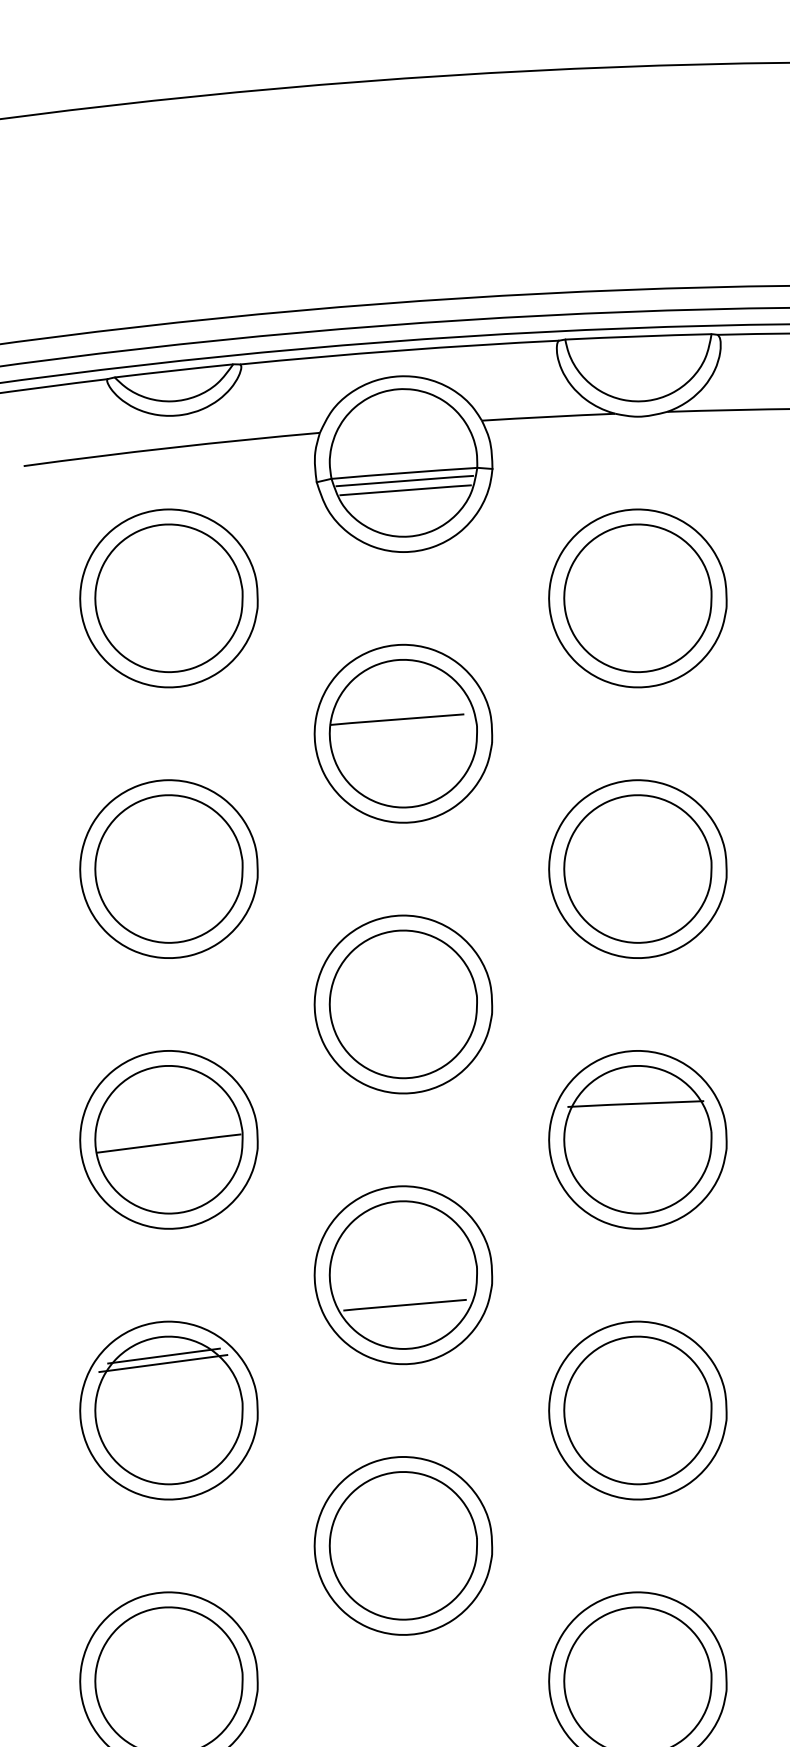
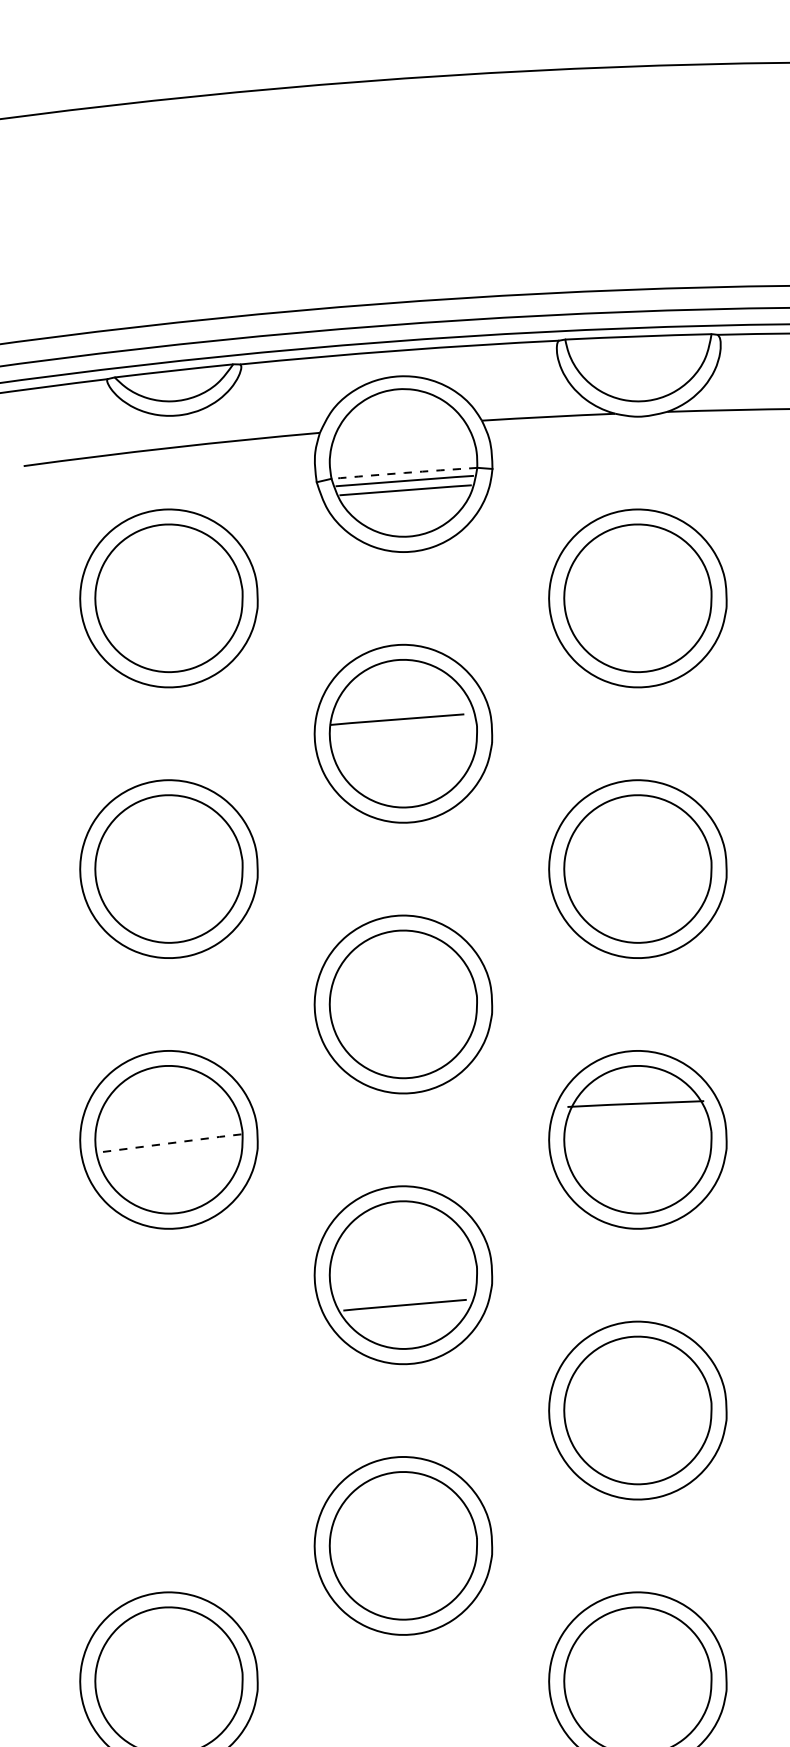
arc: solid -> dashed (404, 472)
line: solid -> dashed (170, 1143)
part: present -> none (168, 1410)
